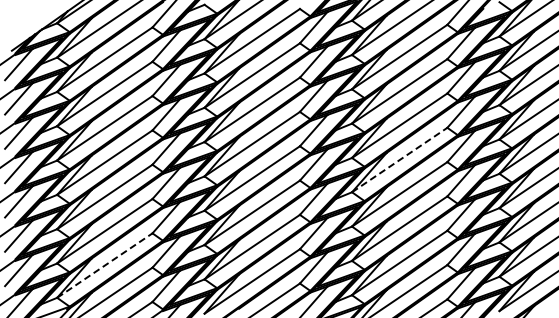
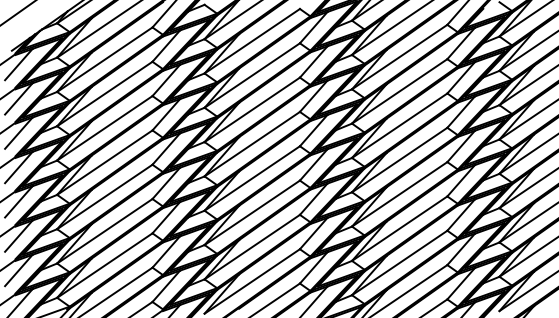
line: none -> present (17, 13)
line: dashed -> solid (399, 160)
line: dashed -> solid (104, 265)
